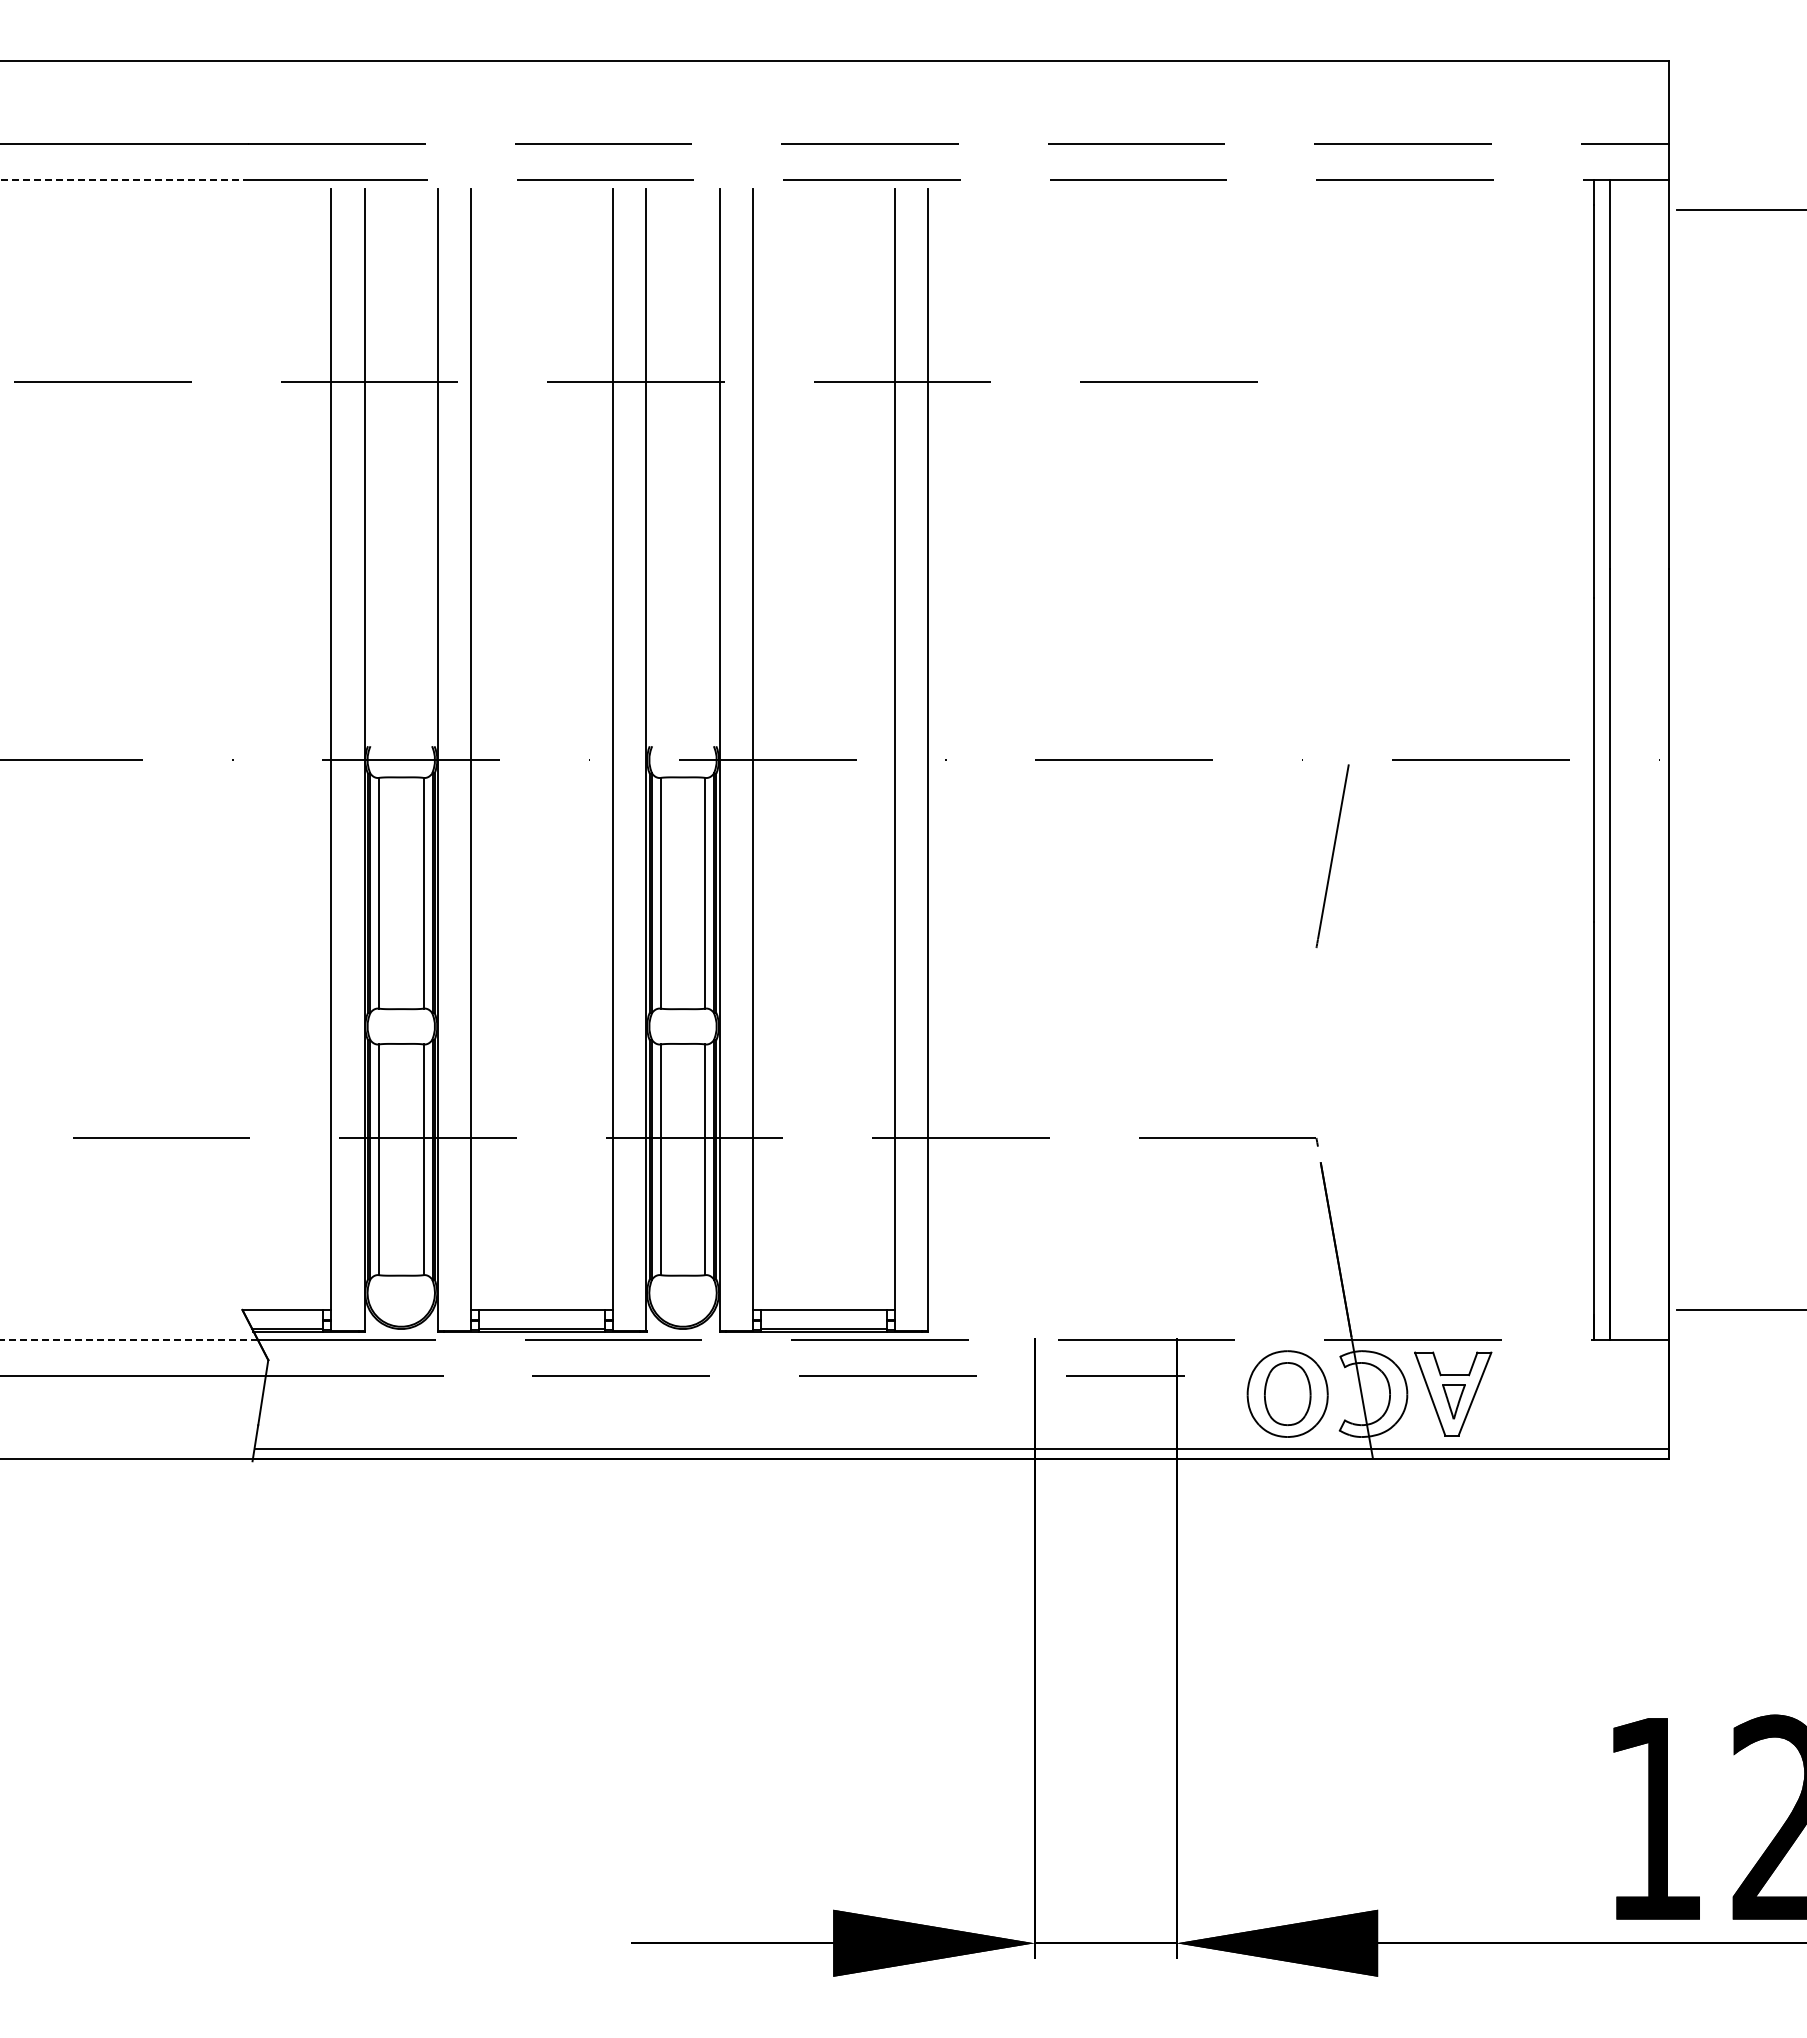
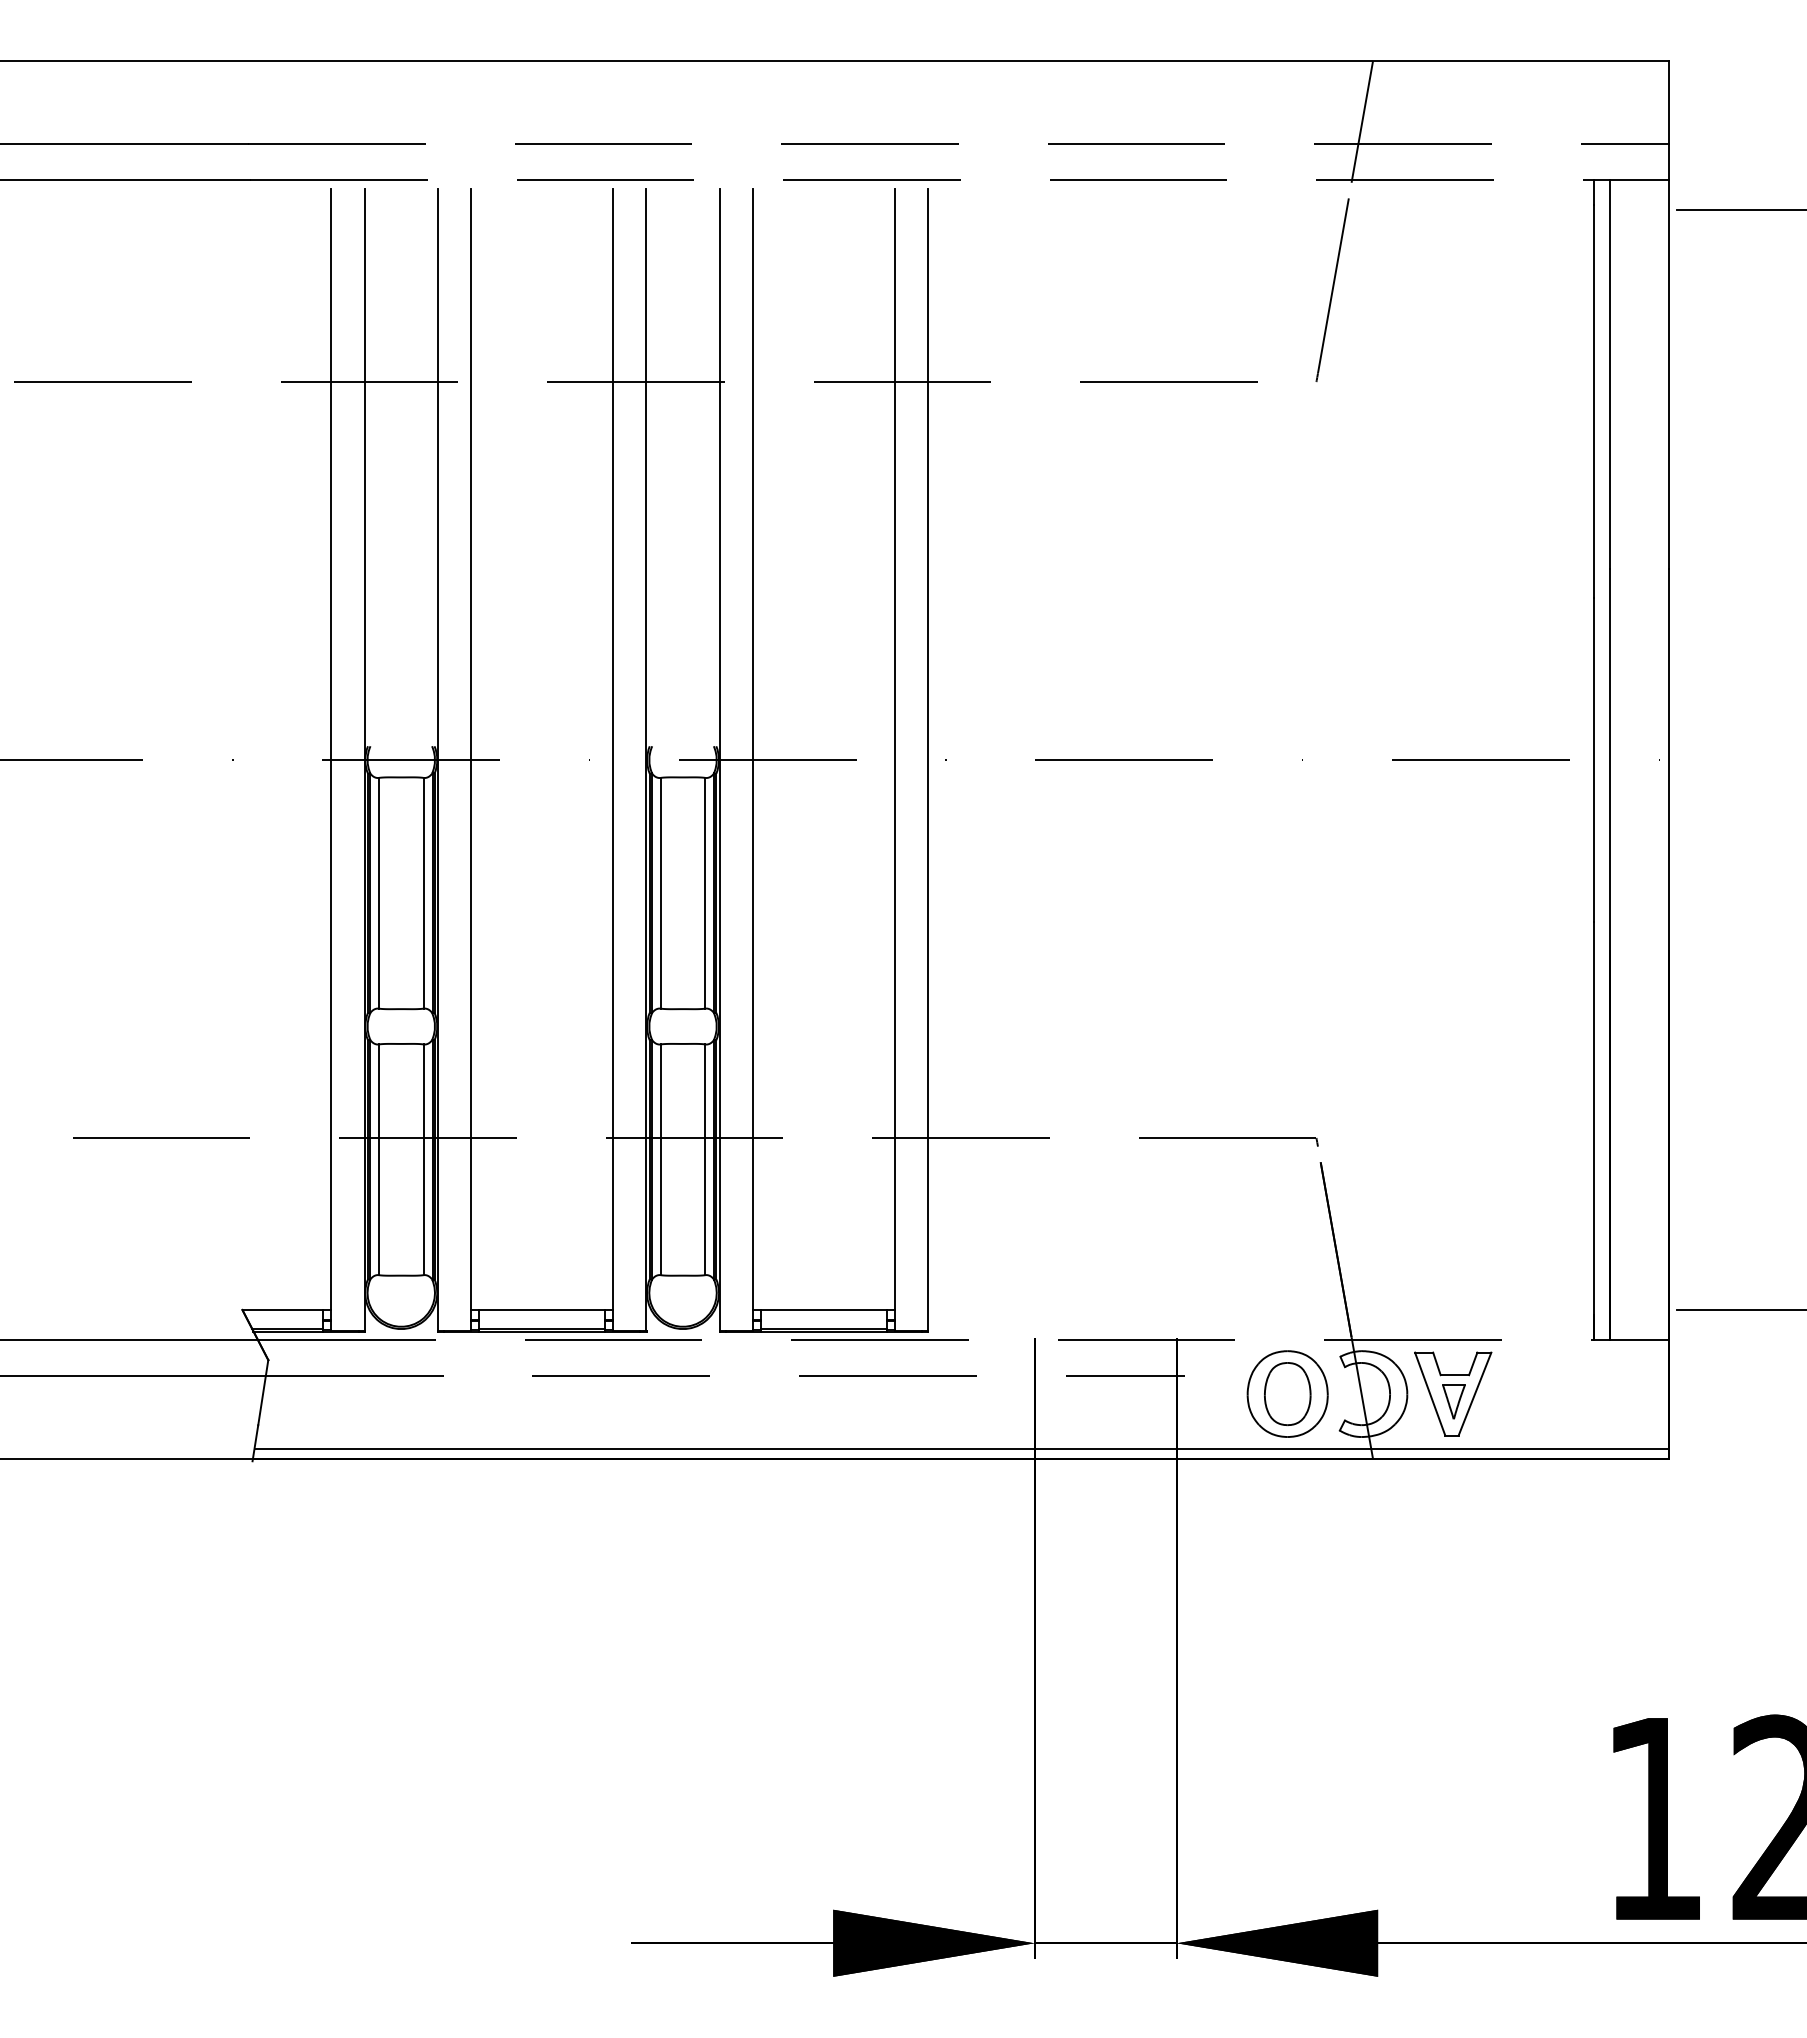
line: none -> present (1362, 121)
line: dashed -> solid (125, 179)
line position: (1332, 855) -> (1332, 289) (1332, 289)
line: dashed -> solid (129, 1340)
